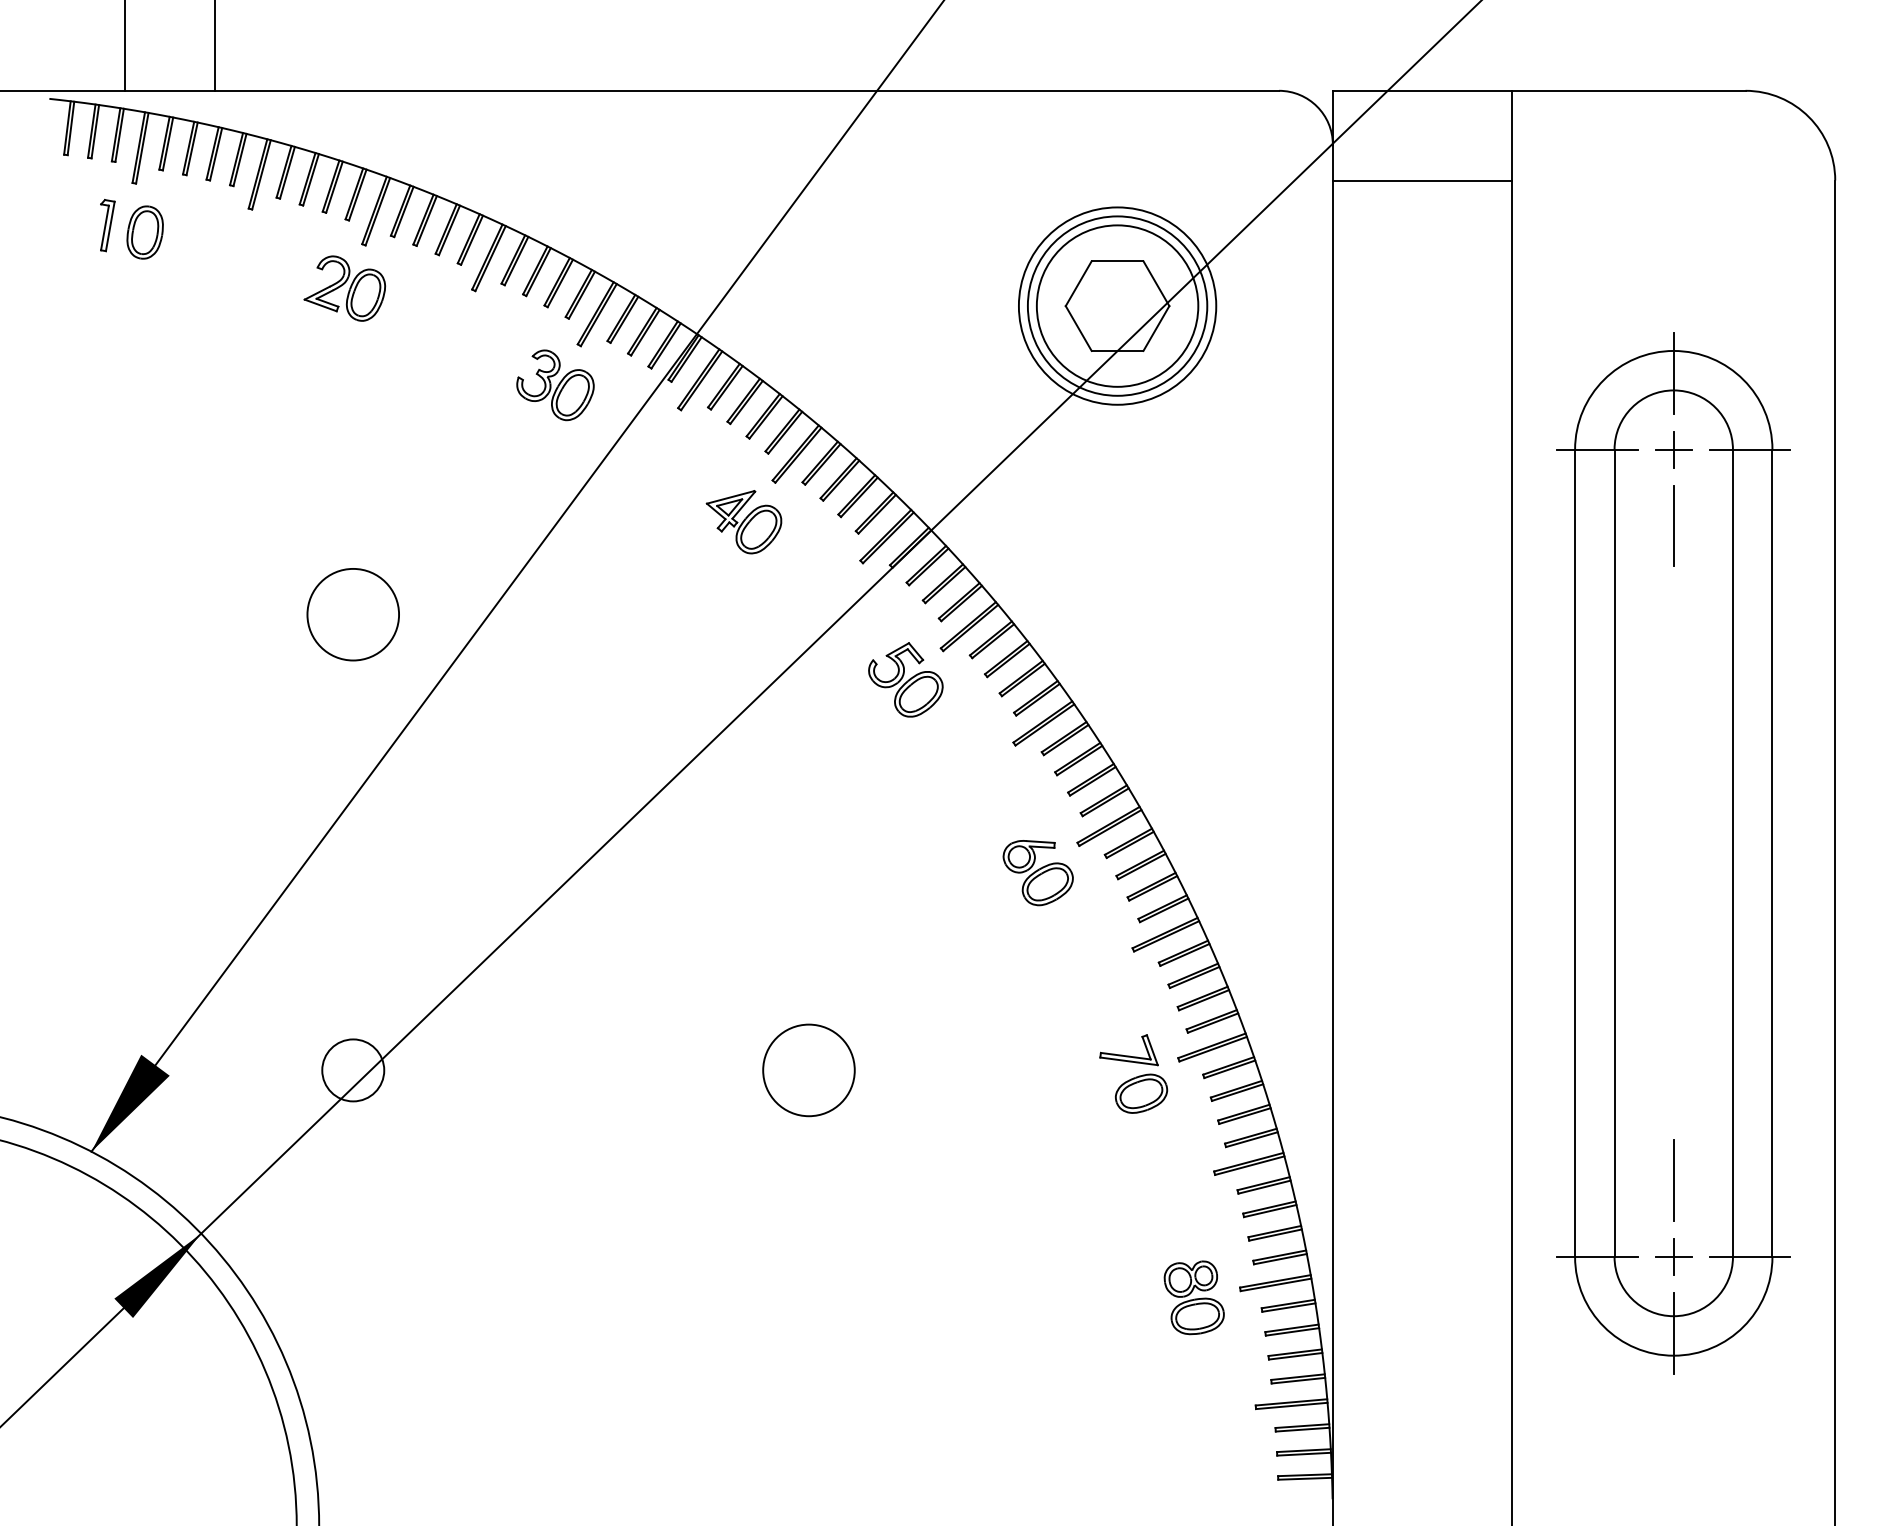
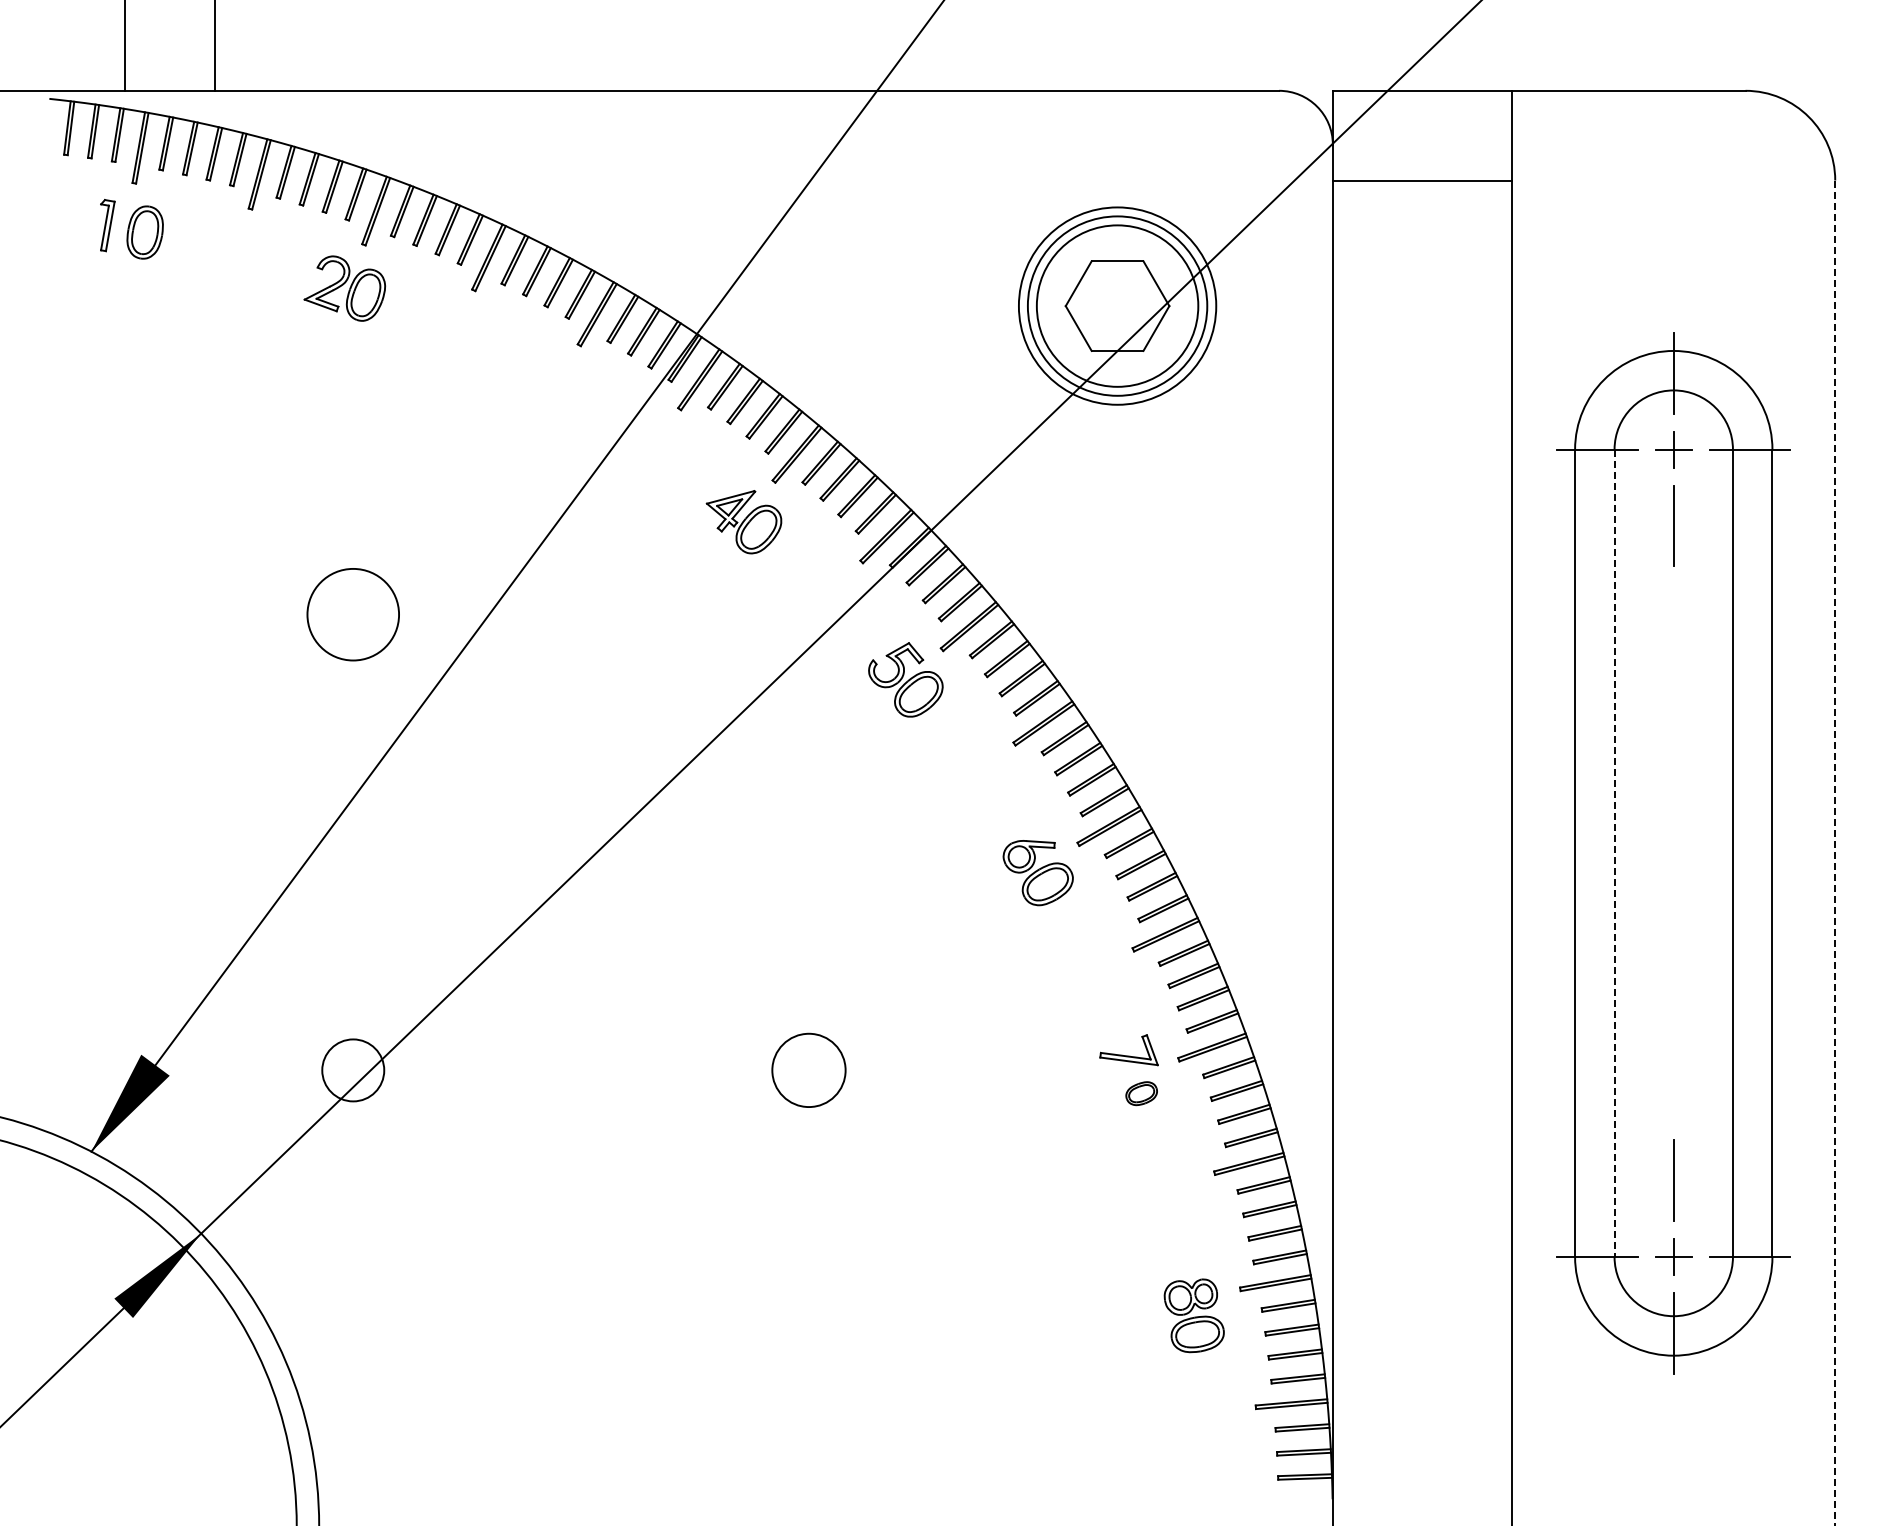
part: present -> none (555, 385)
line: solid -> dashed (1614, 853)
line: solid -> dashed (1835, 853)
circle diameter: 92 px -> 73 px (808, 1070)
part size: 54x41 px -> 33x26 px (1141, 1093)
part position: (1193, 1297) -> (1193, 1315) (1193, 1315)
